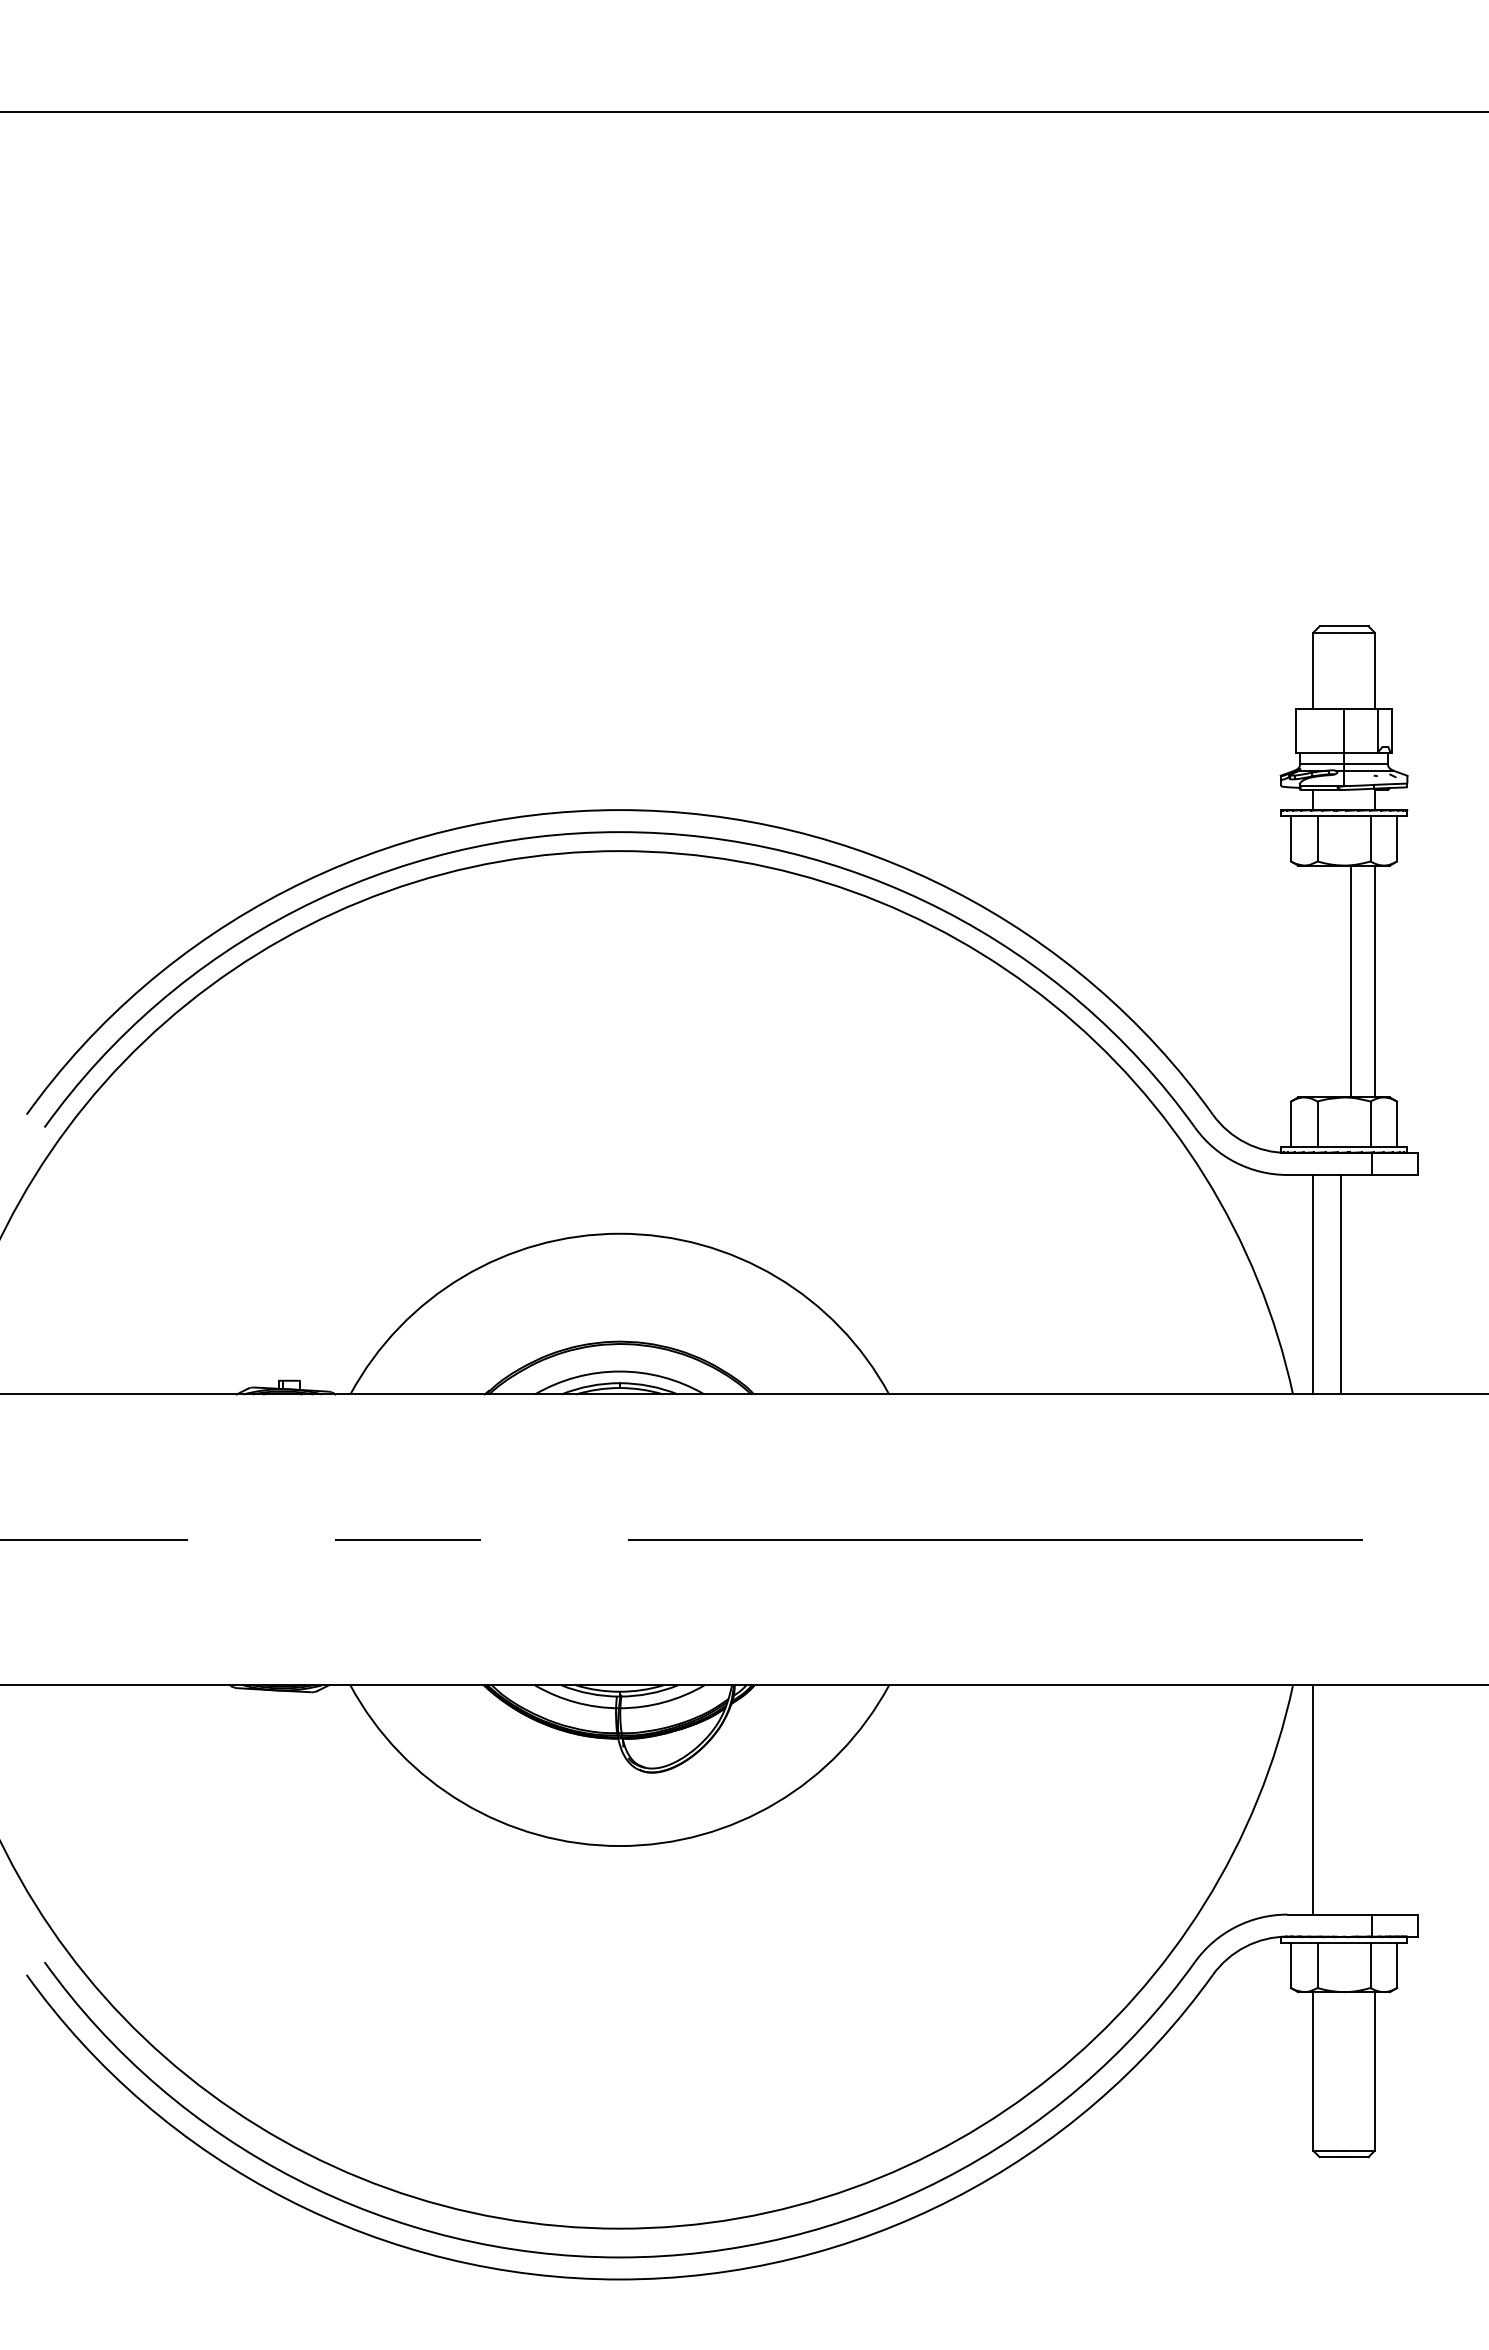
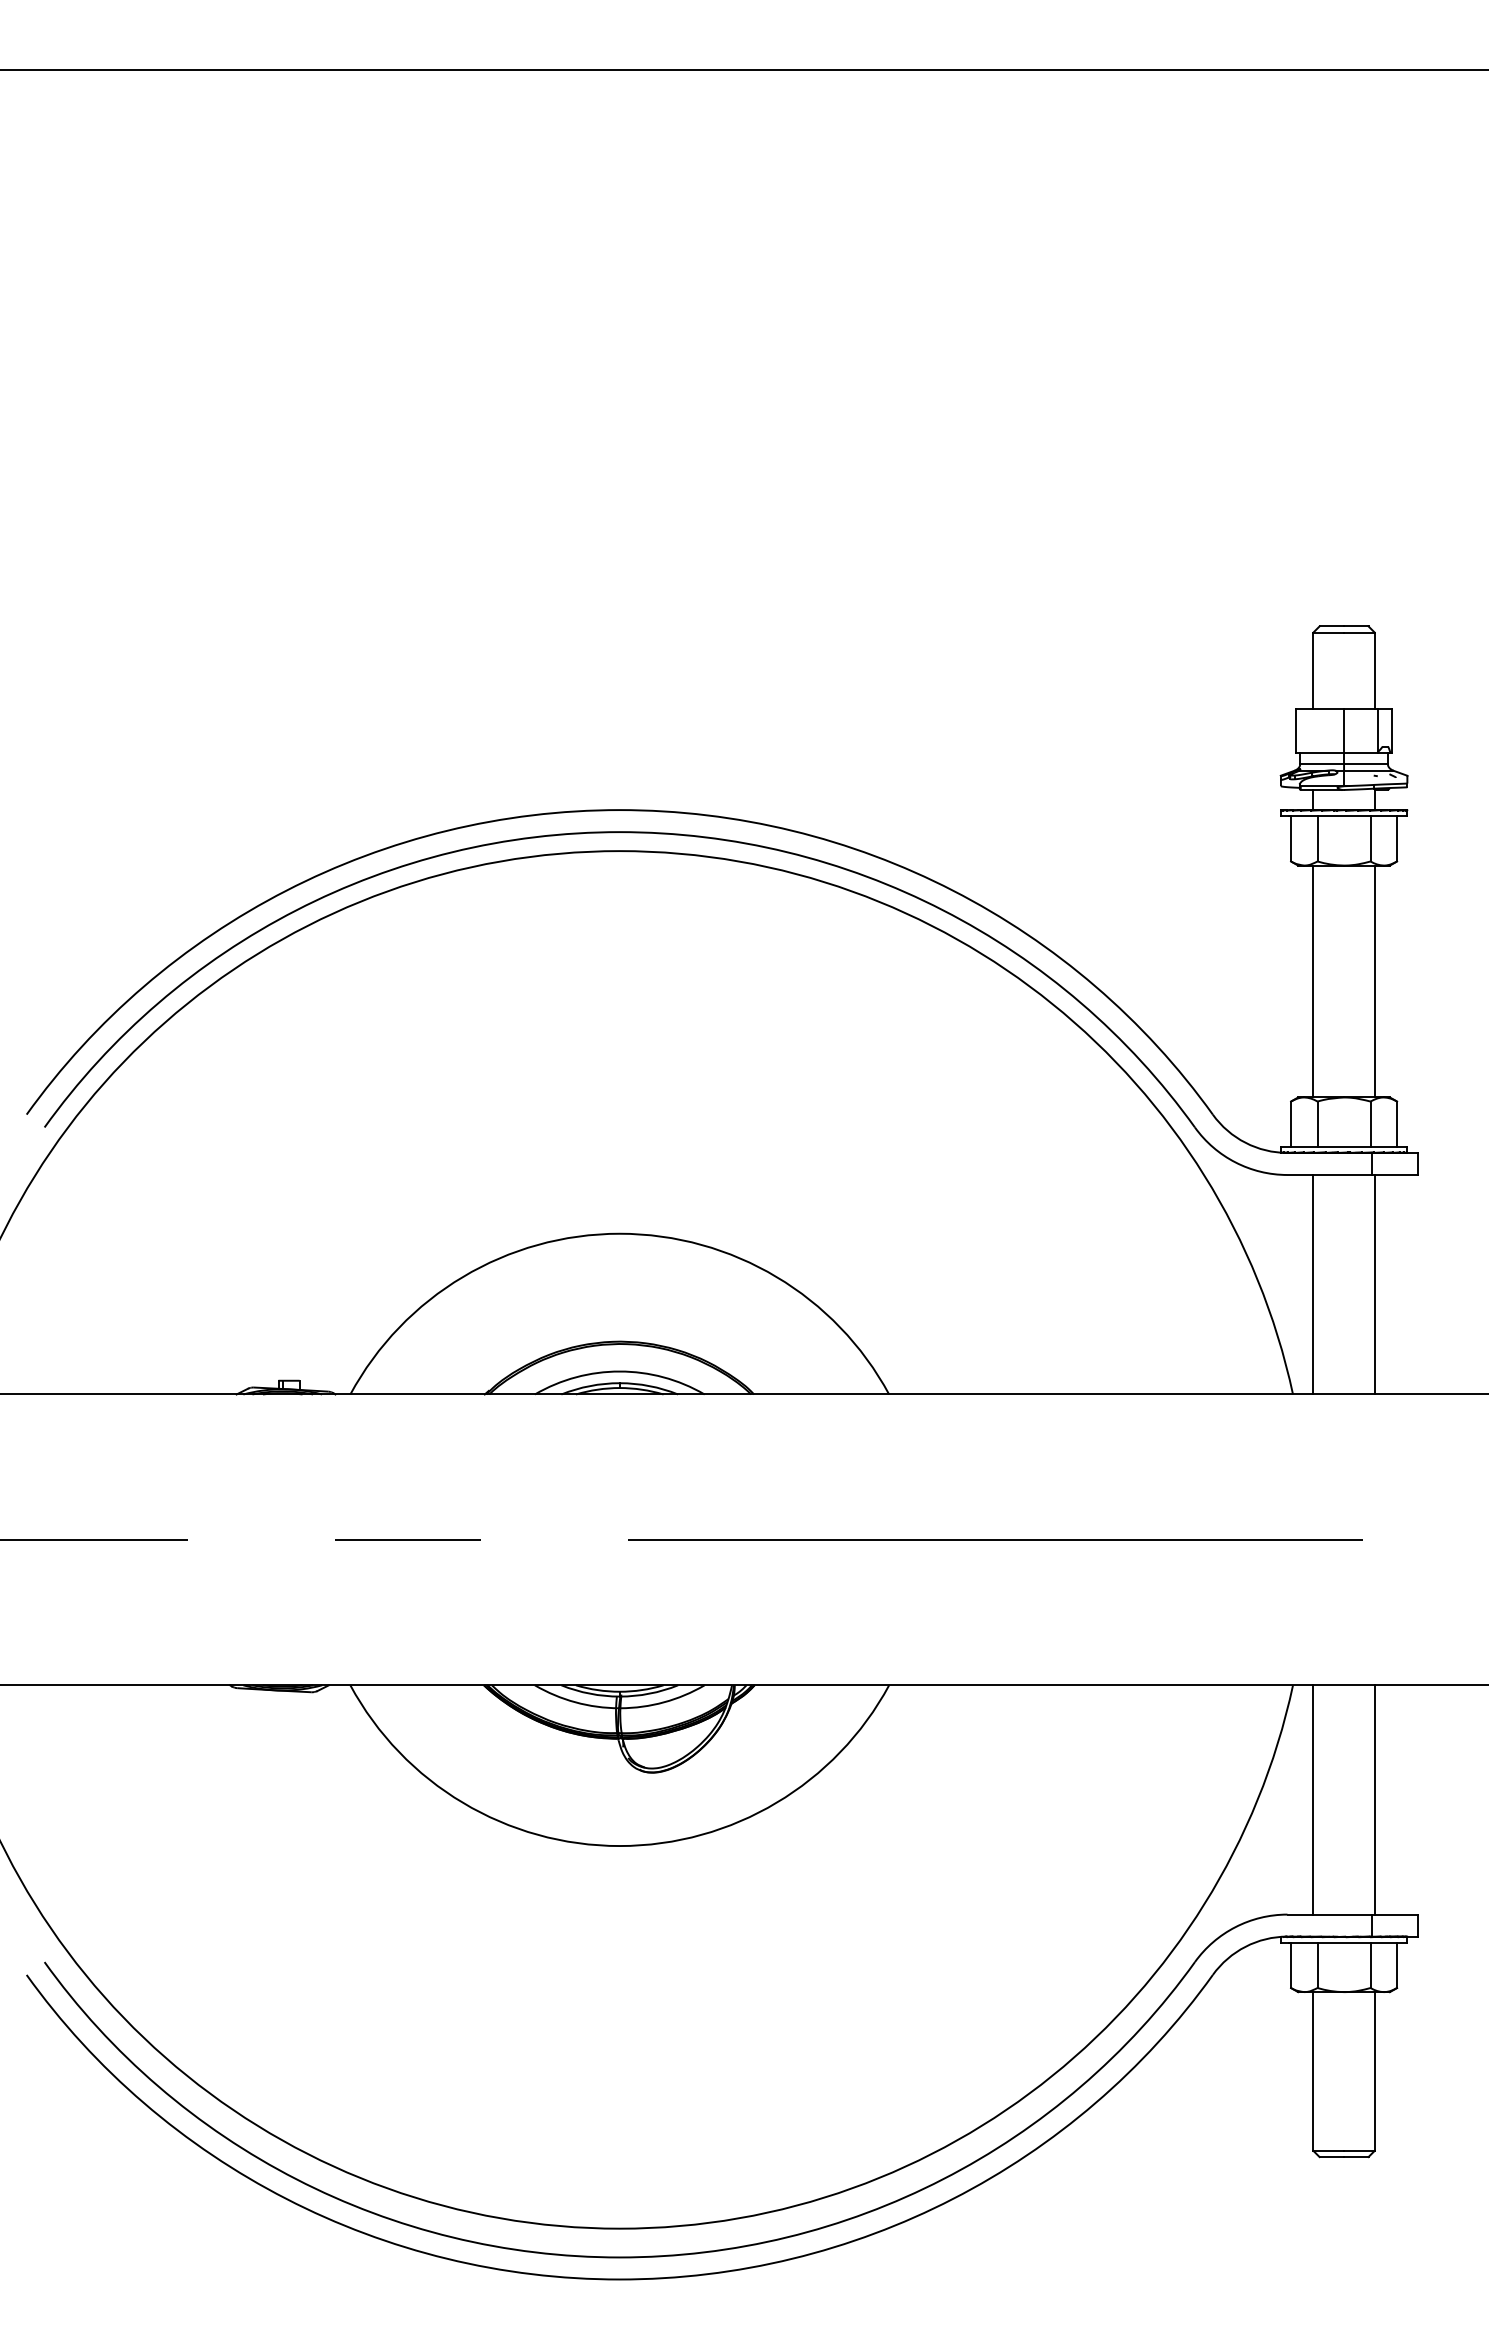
line position: (743, 112) -> (743, 70) (743, 70)
line position: (1351, 981) -> (1313, 981) (1313, 981)
line position: (1340, 1284) -> (1374, 1284) (1374, 1284)
line: none -> present (1374, 1799)
